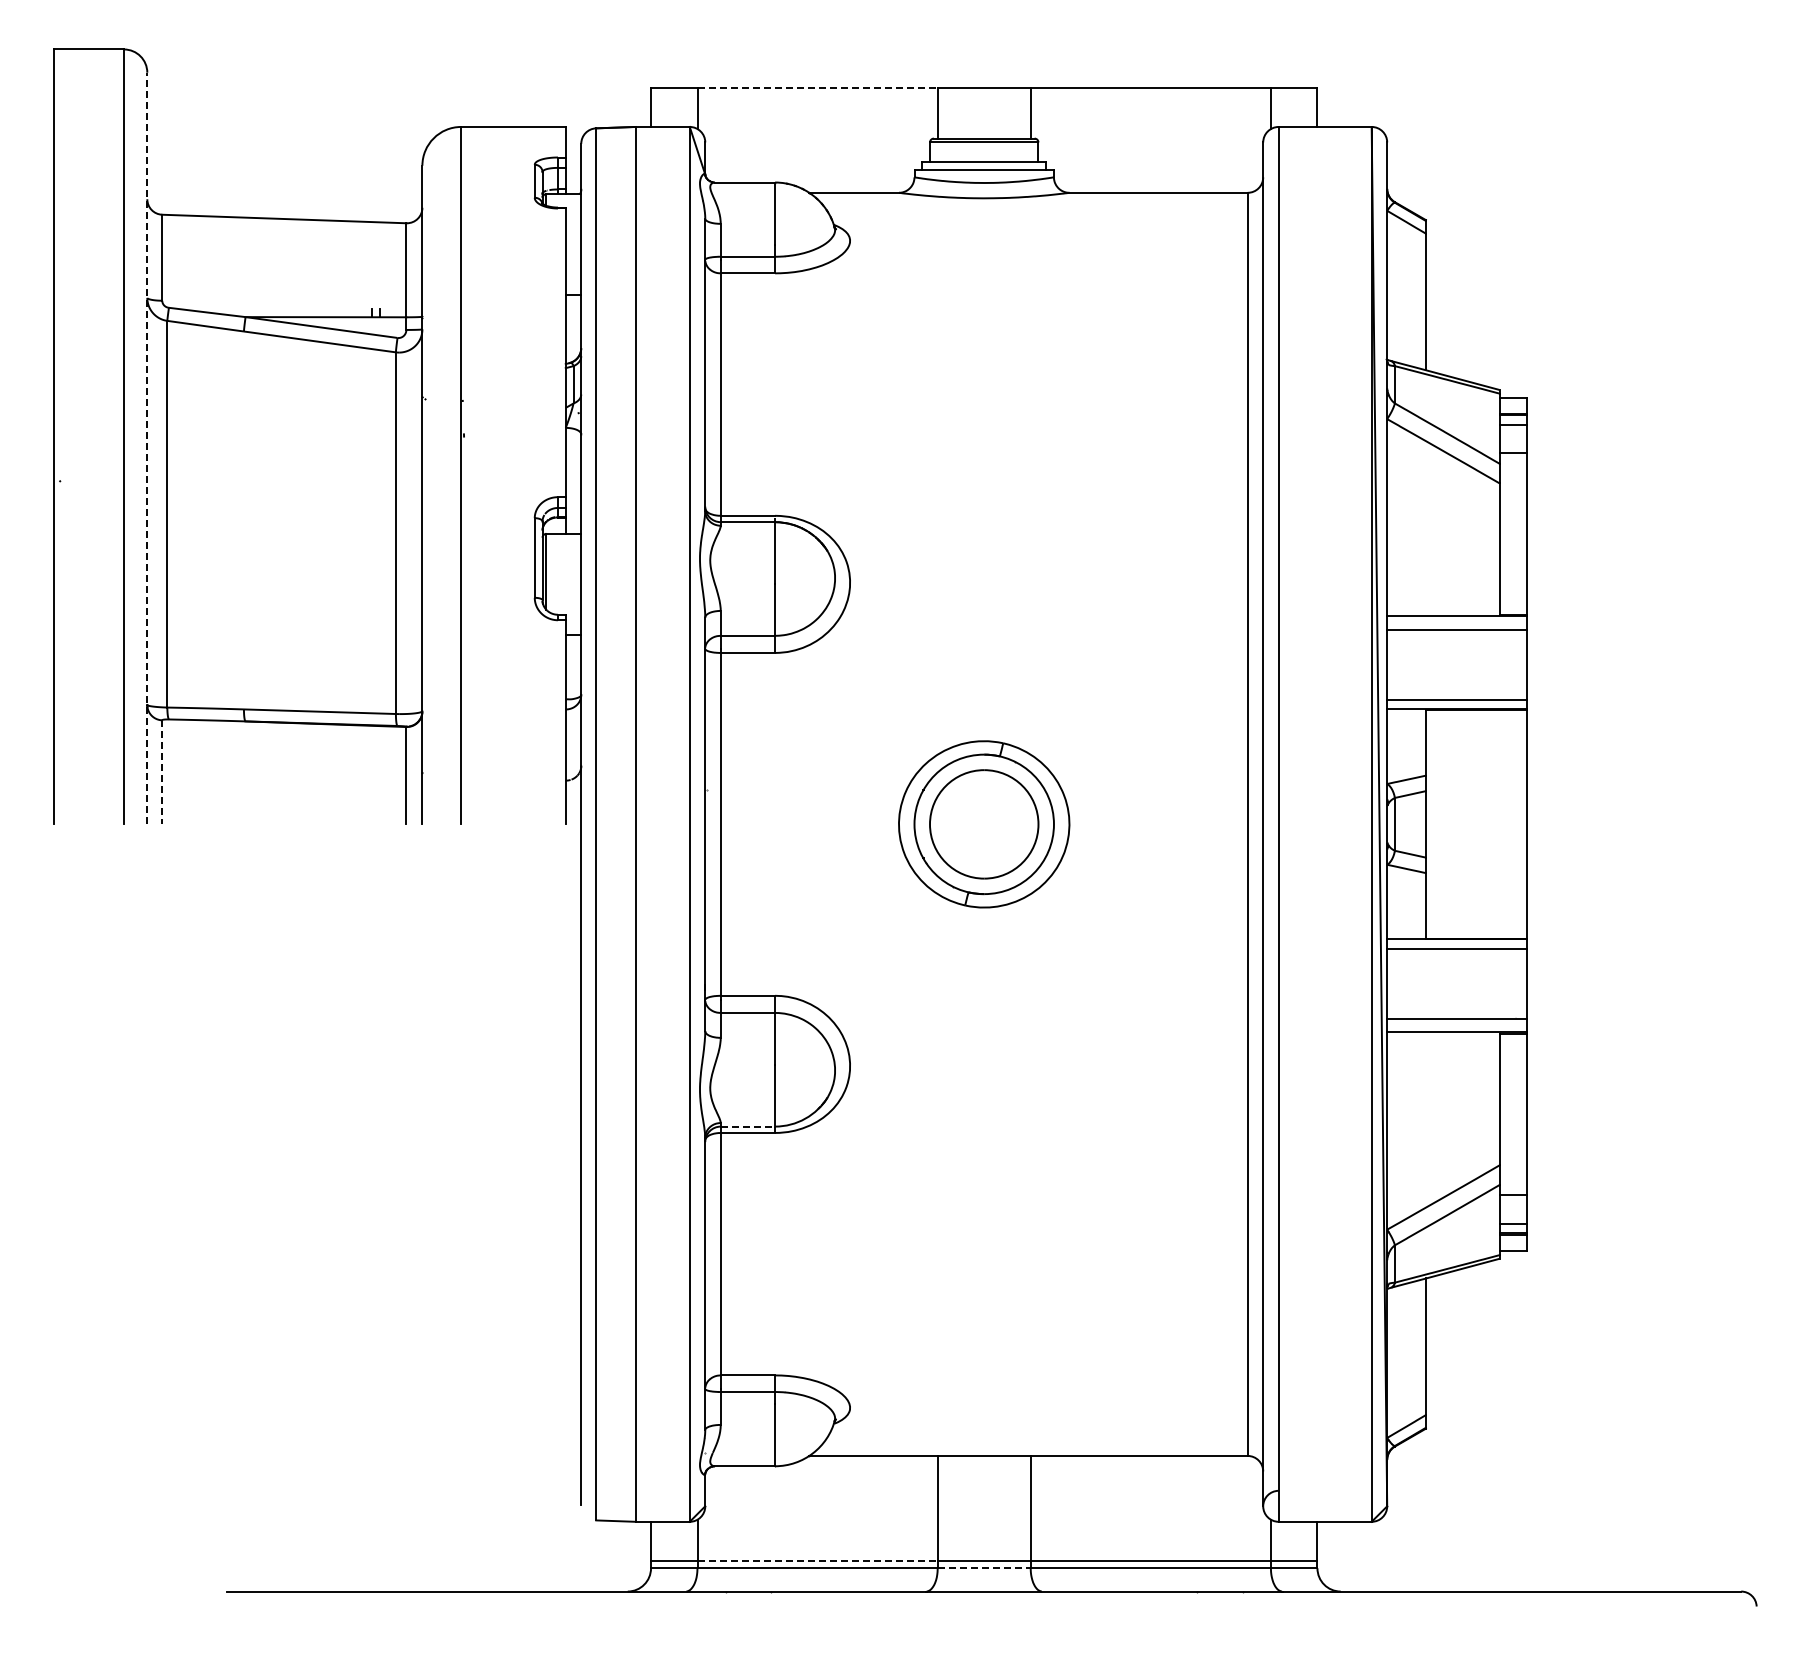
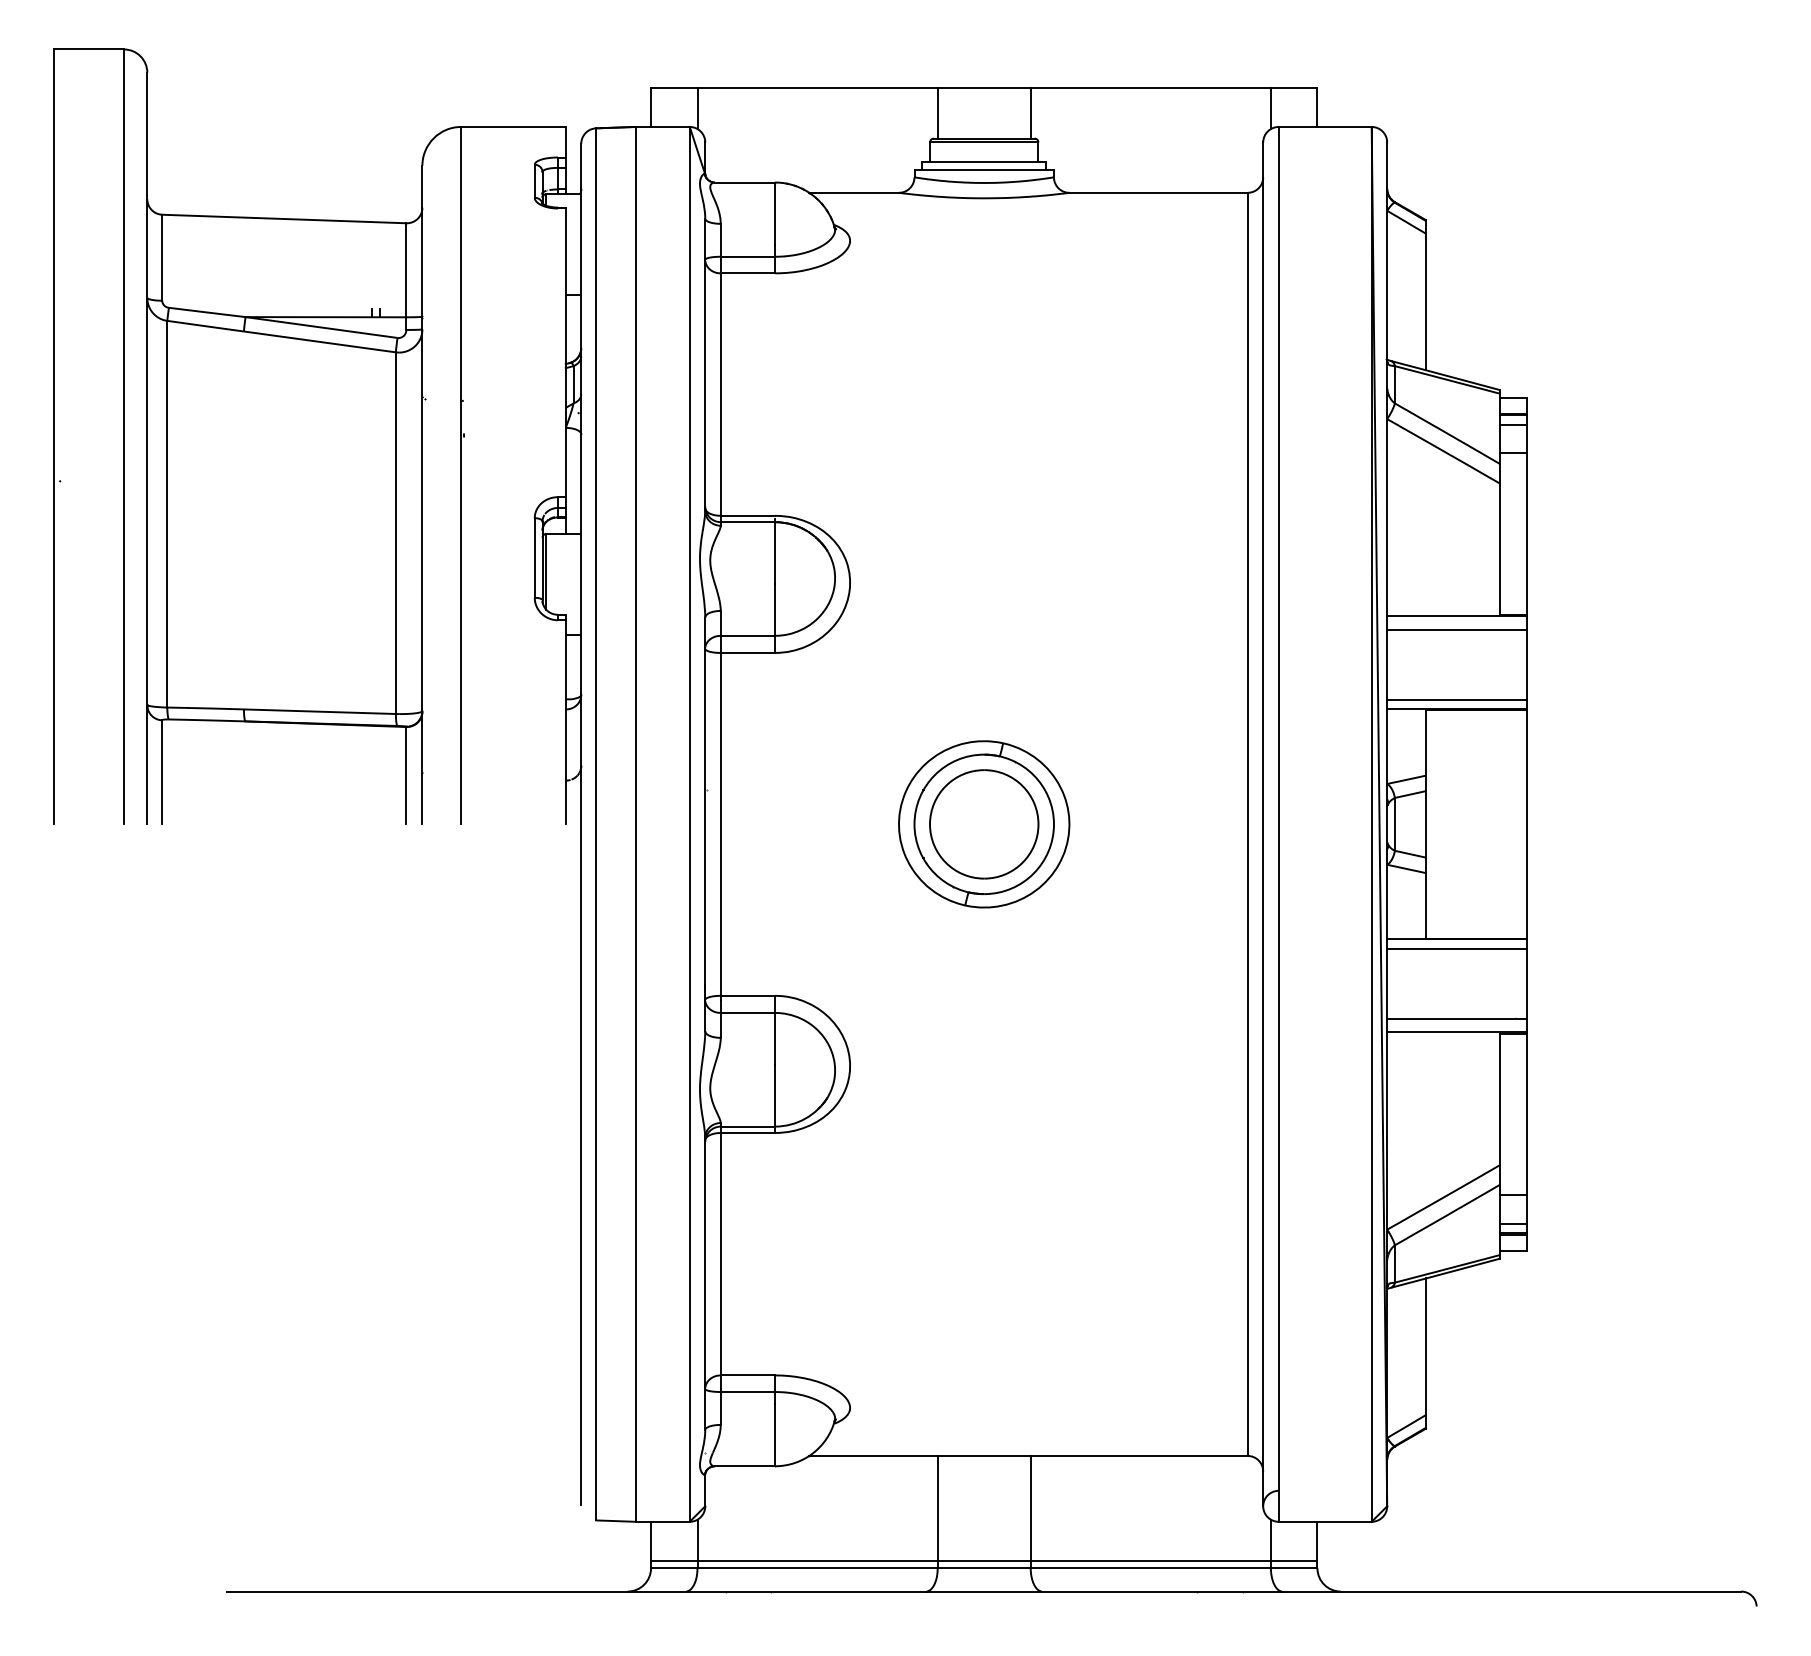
line: dashed -> solid (818, 88)
line: dashed -> solid (147, 448)
line: dashed -> solid (162, 772)
line: dashed -> solid (748, 1126)
line: dashed -> solid (818, 1560)
line: dashed -> solid (984, 1568)
